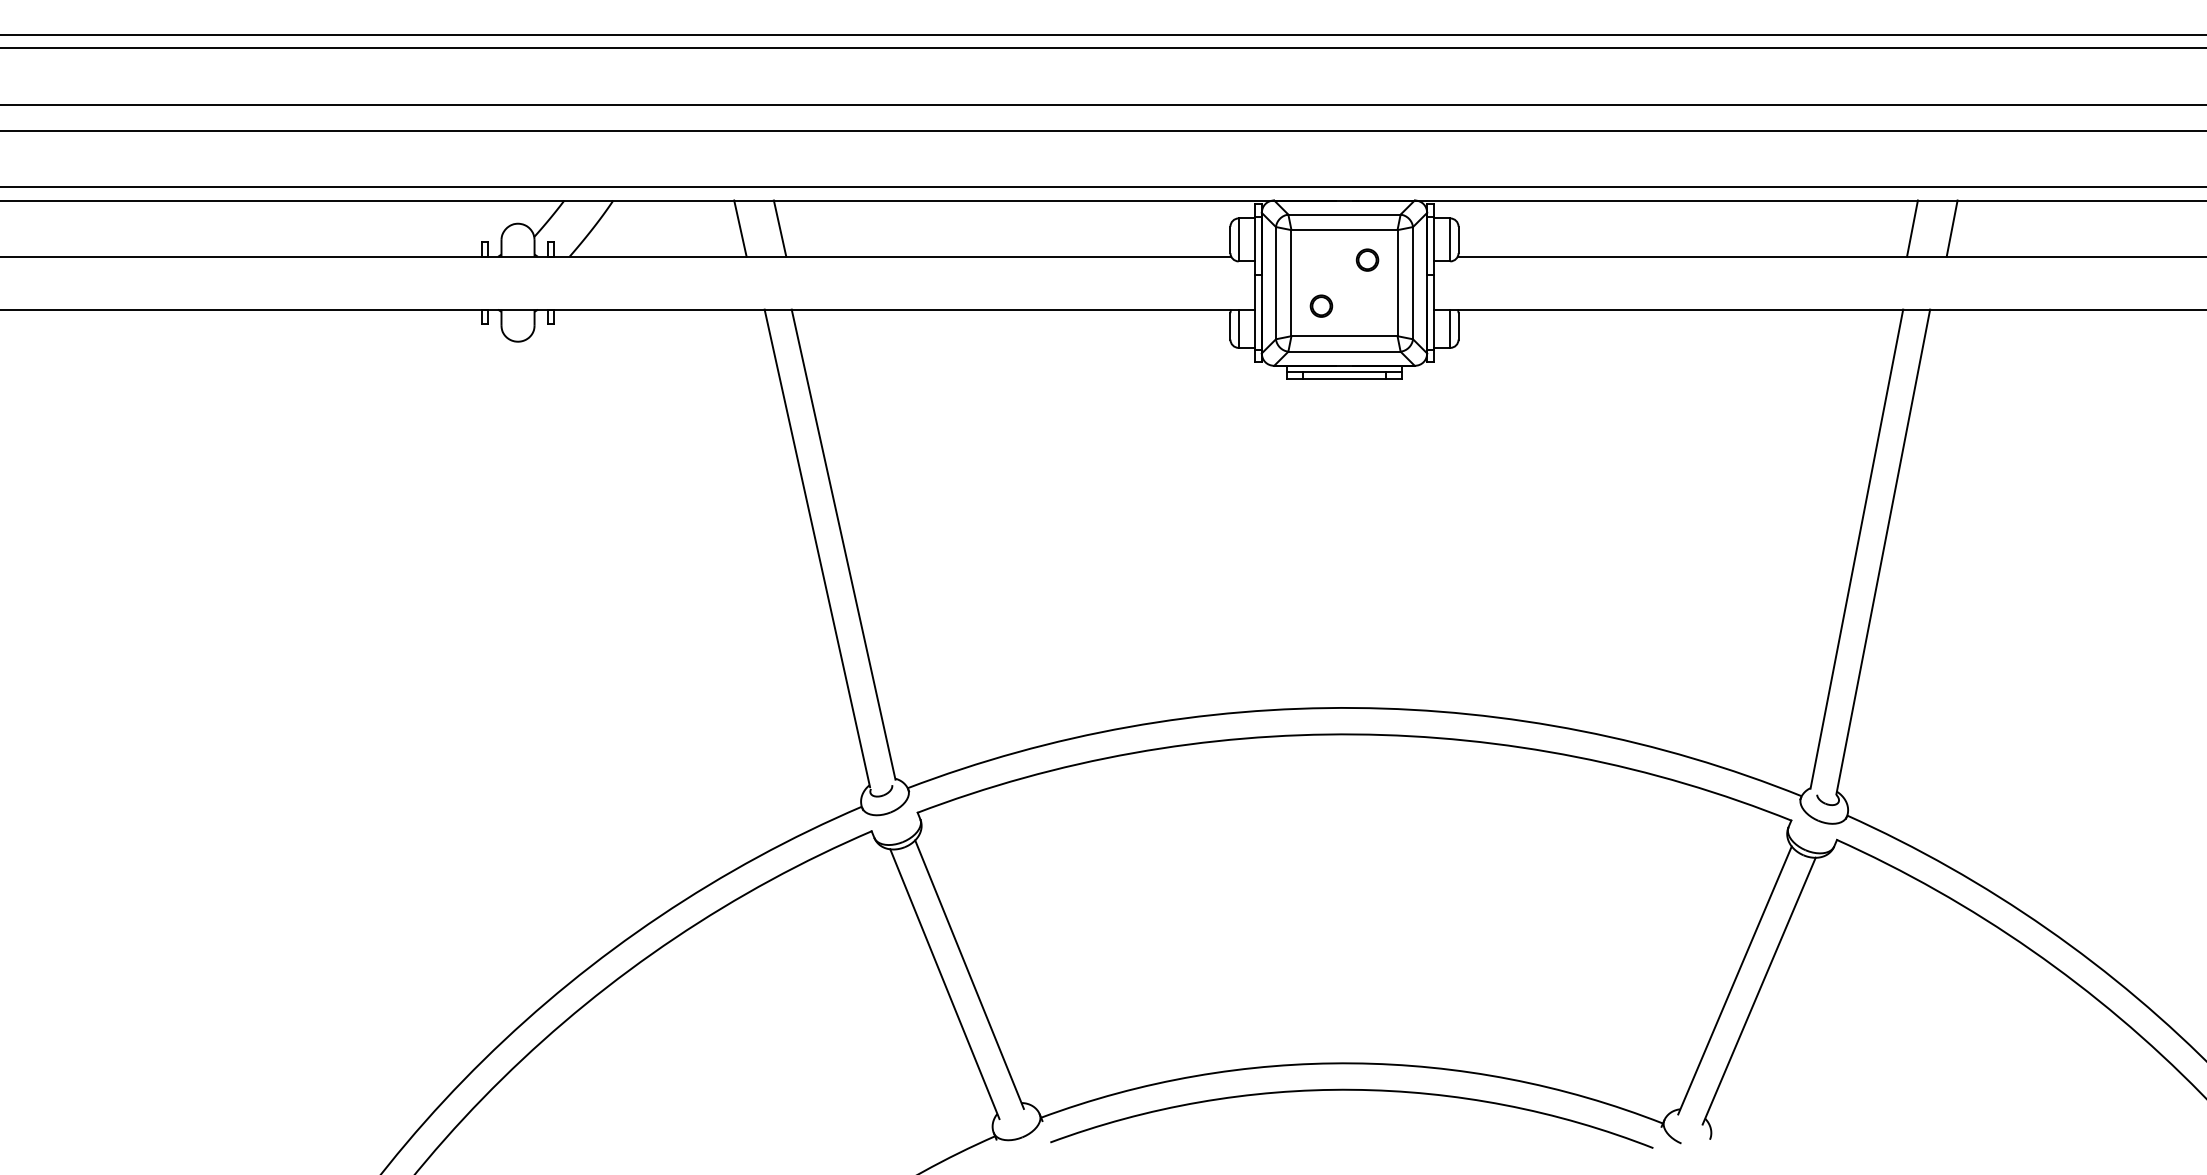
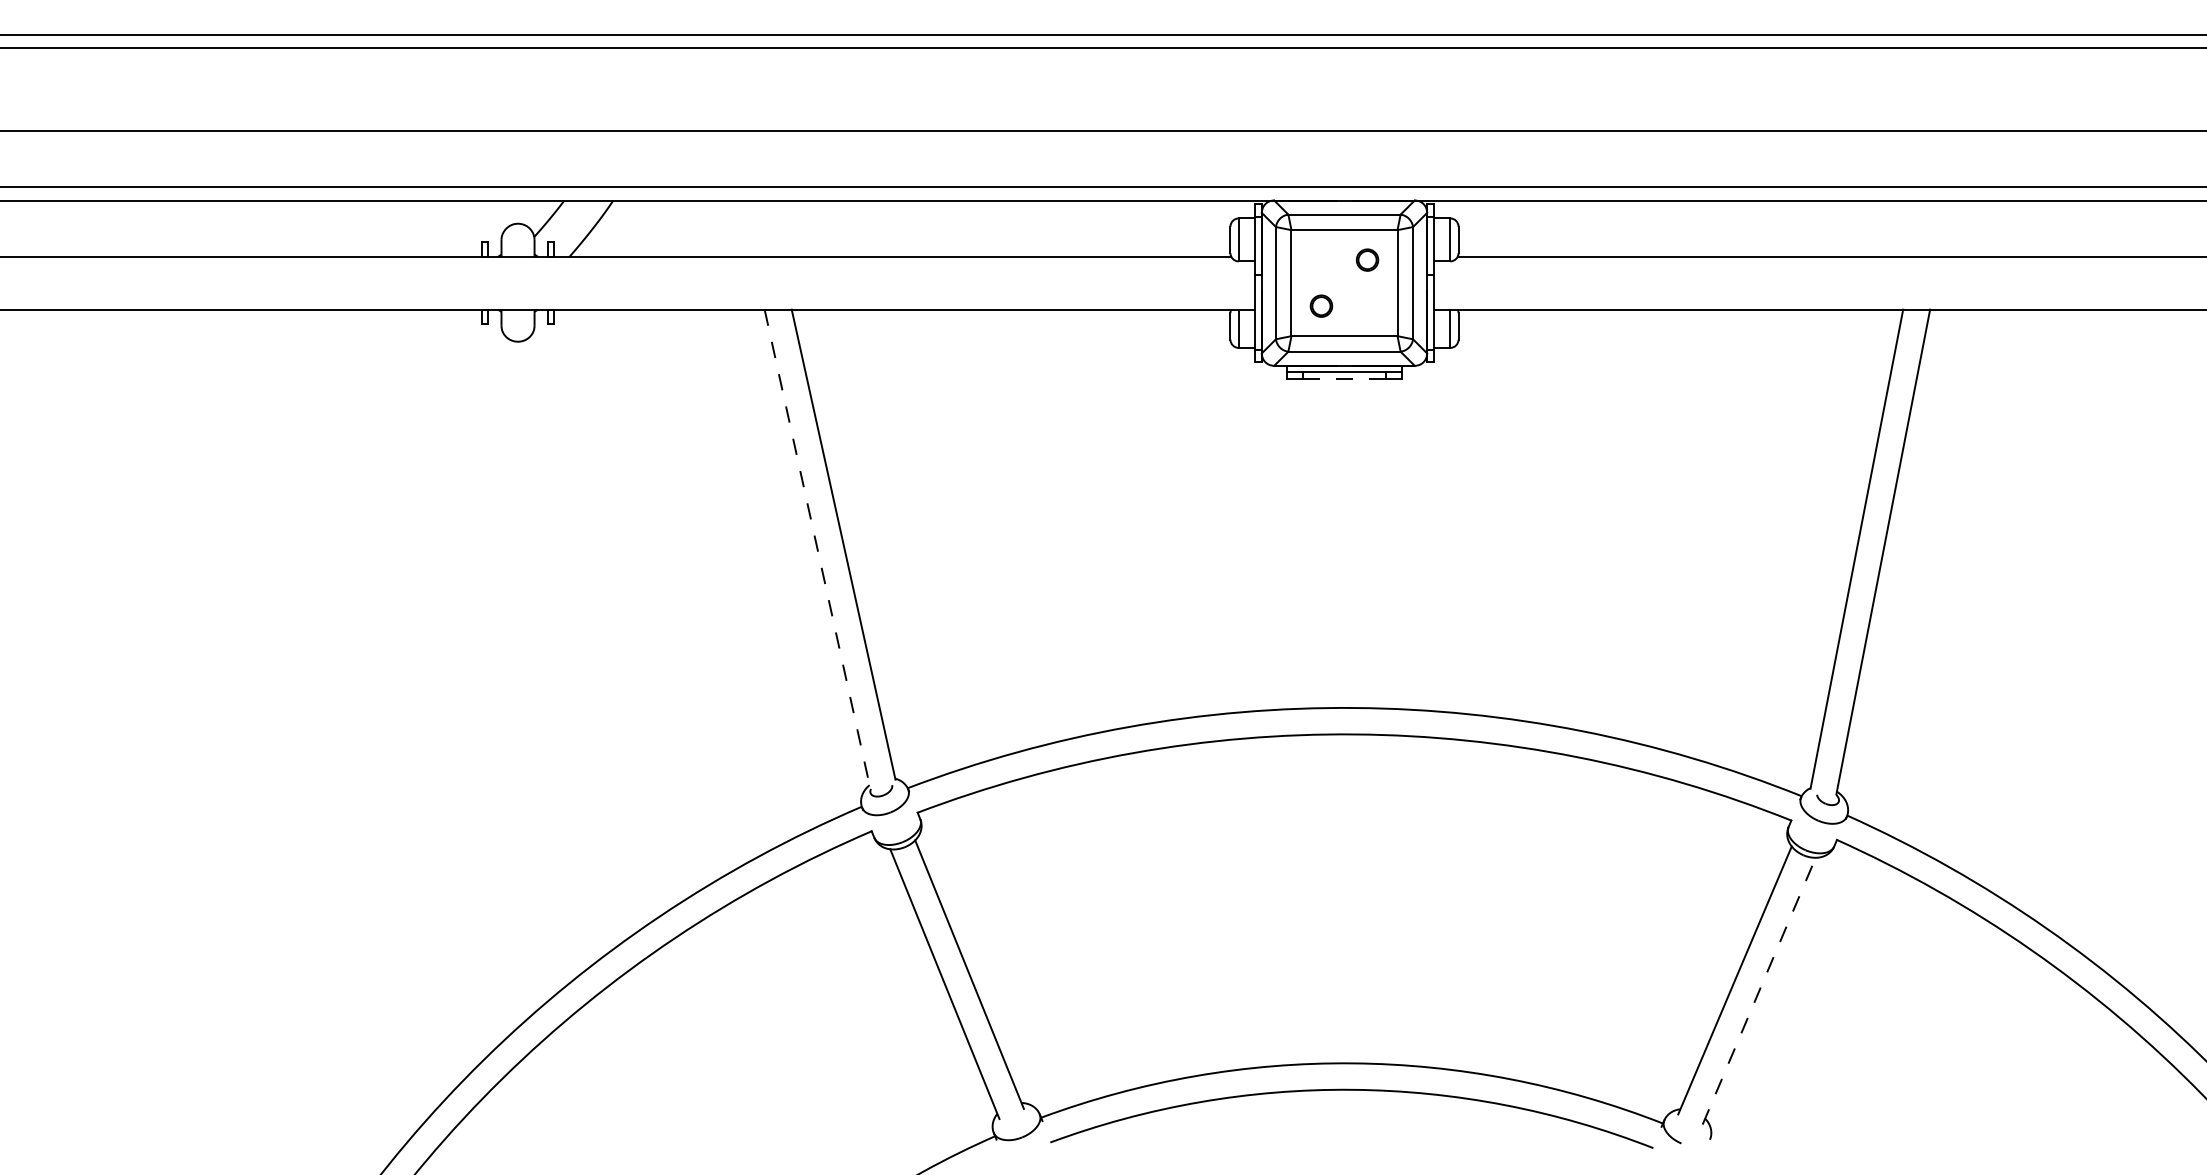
line: present -> none (1102, 104)
line: present -> none (740, 228)
line: present -> none (779, 228)
line: present -> none (1912, 228)
line: present -> none (1951, 228)
line: solid -> dashed (1344, 379)
line: solid -> dashed (817, 548)
line: solid -> dashed (1759, 991)
